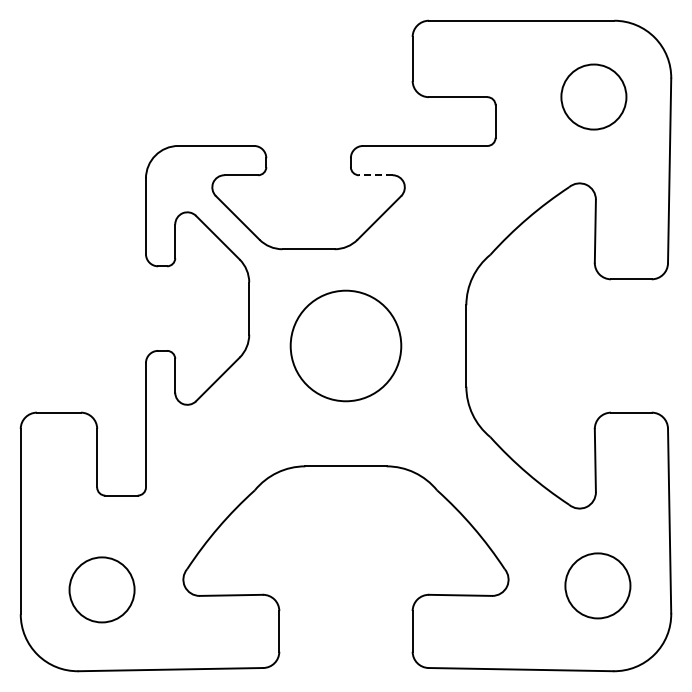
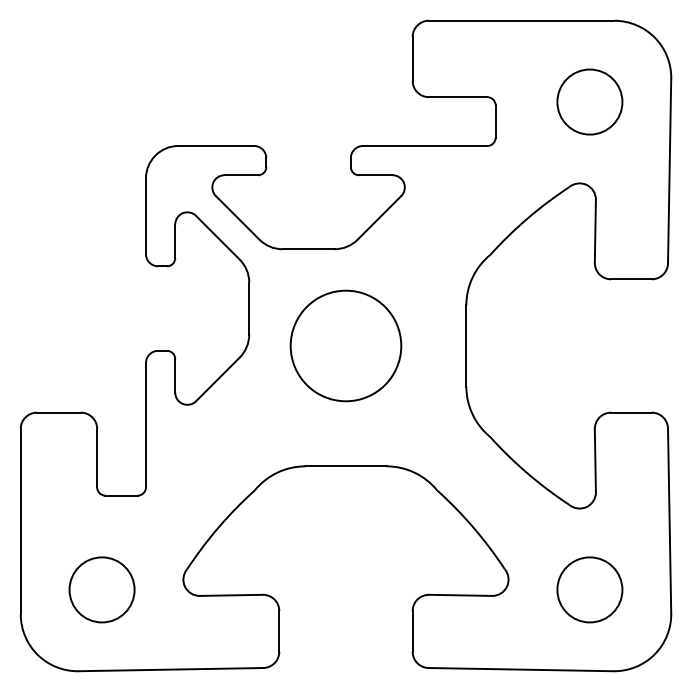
circle position: (593, 96) -> (589, 101) (589, 101)
line: dashed -> solid (375, 175)
circle position: (597, 585) -> (589, 589) (589, 589)
